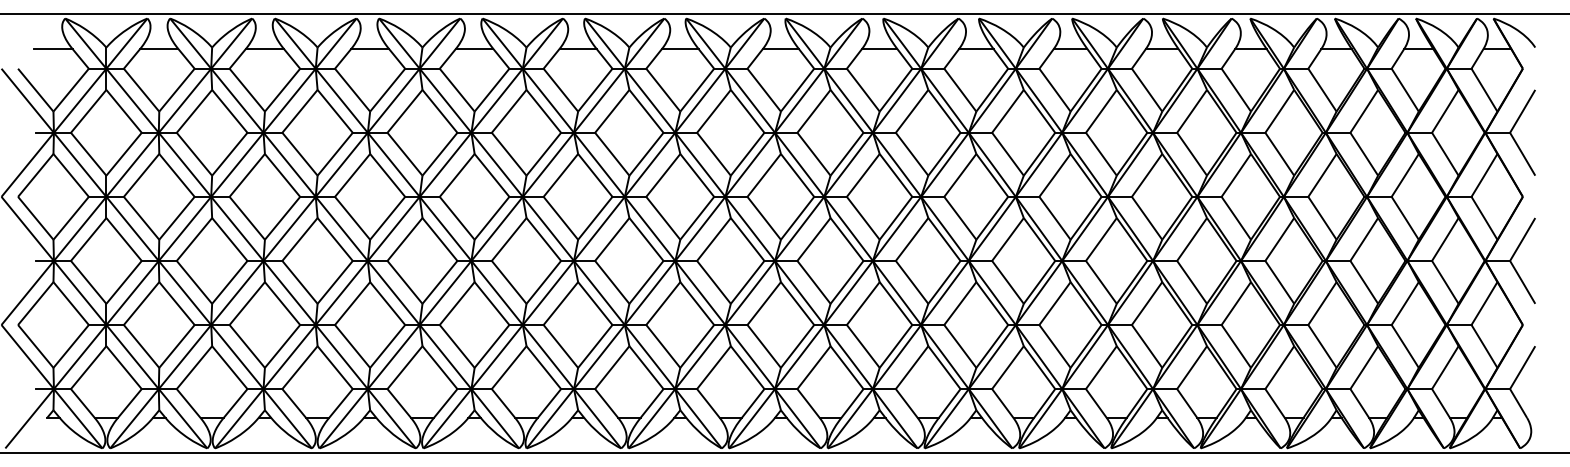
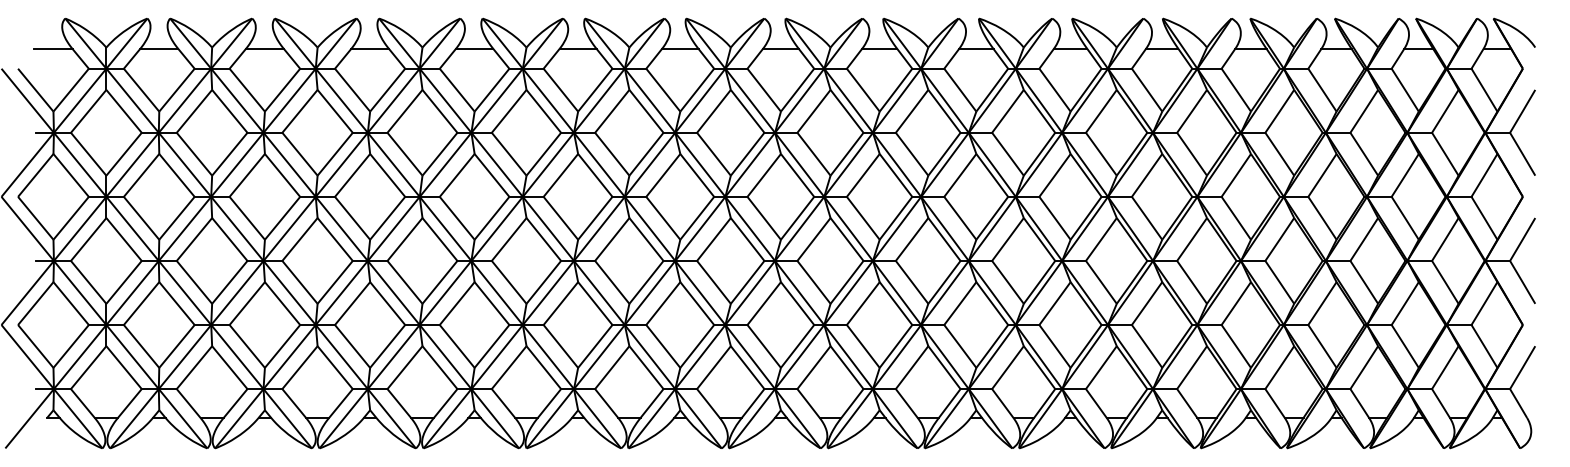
line: present -> none (784, 13)
line: present -> none (784, 453)
